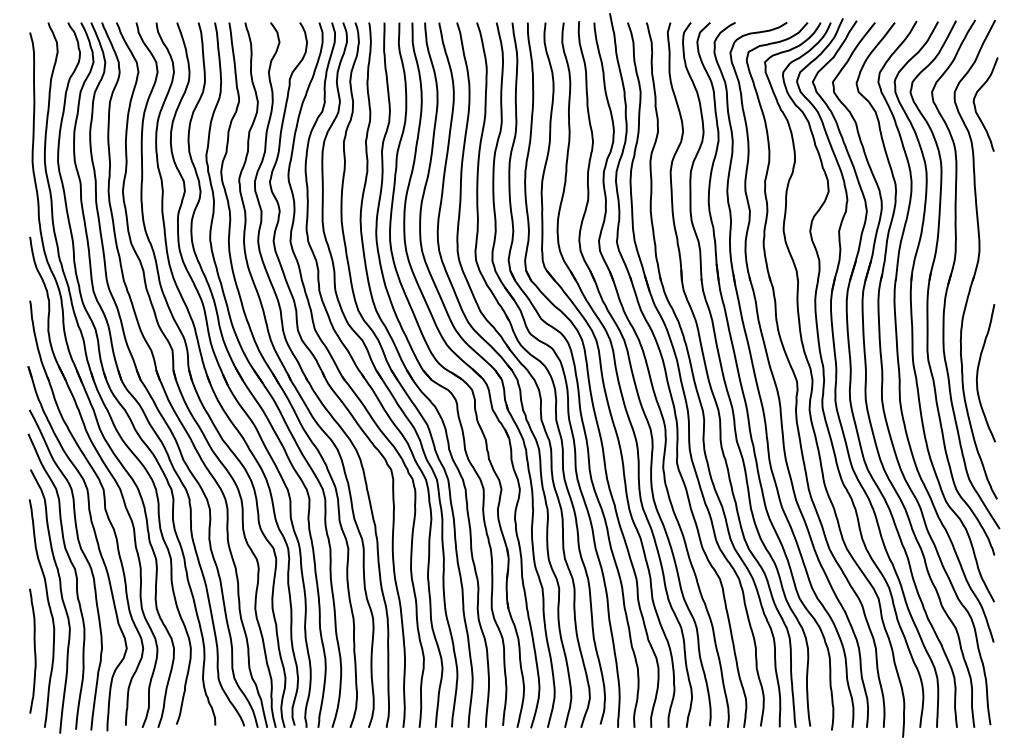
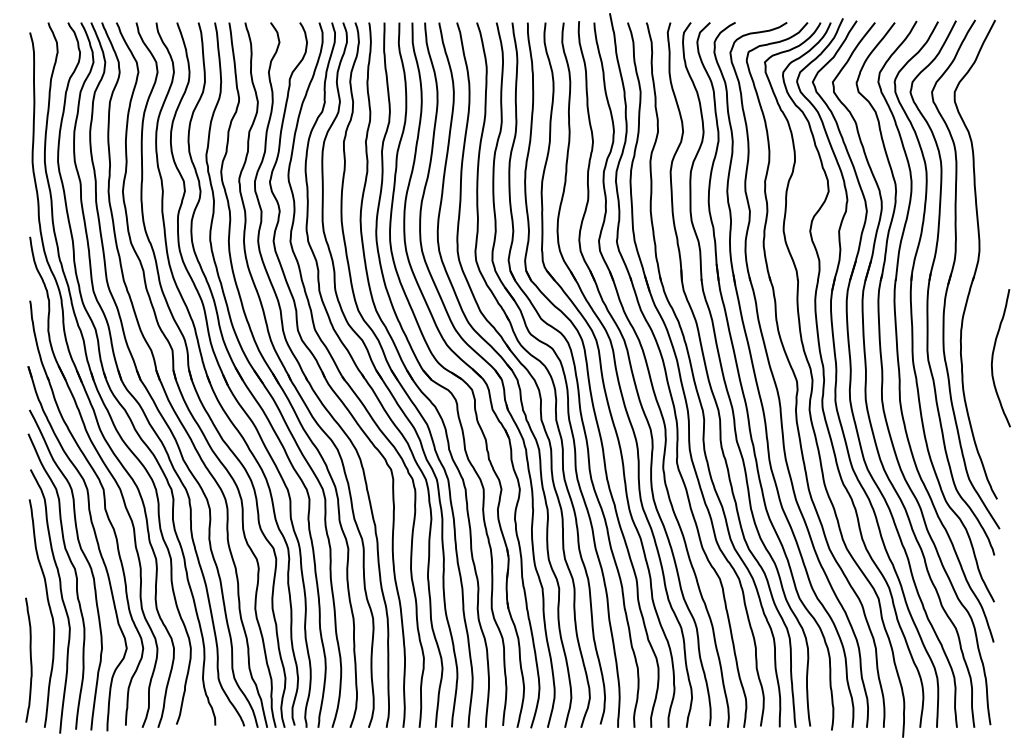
curve: present -> none (976, 108)
curve position: (978, 373) -> (993, 358) (993, 358)
curve position: (34, 650) -> (30, 659) (30, 659)
